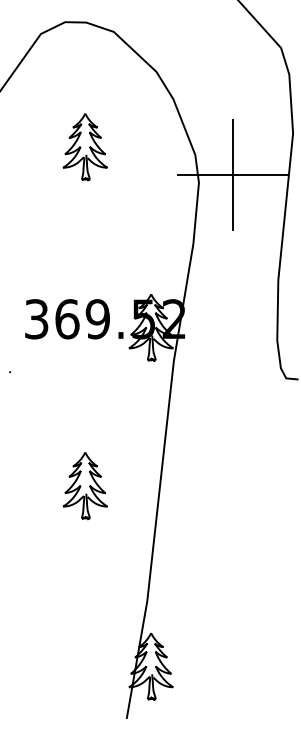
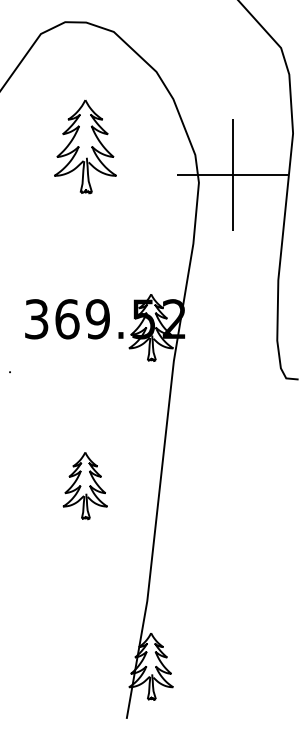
part size: 46x69 px -> 63x96 px (85, 146)
